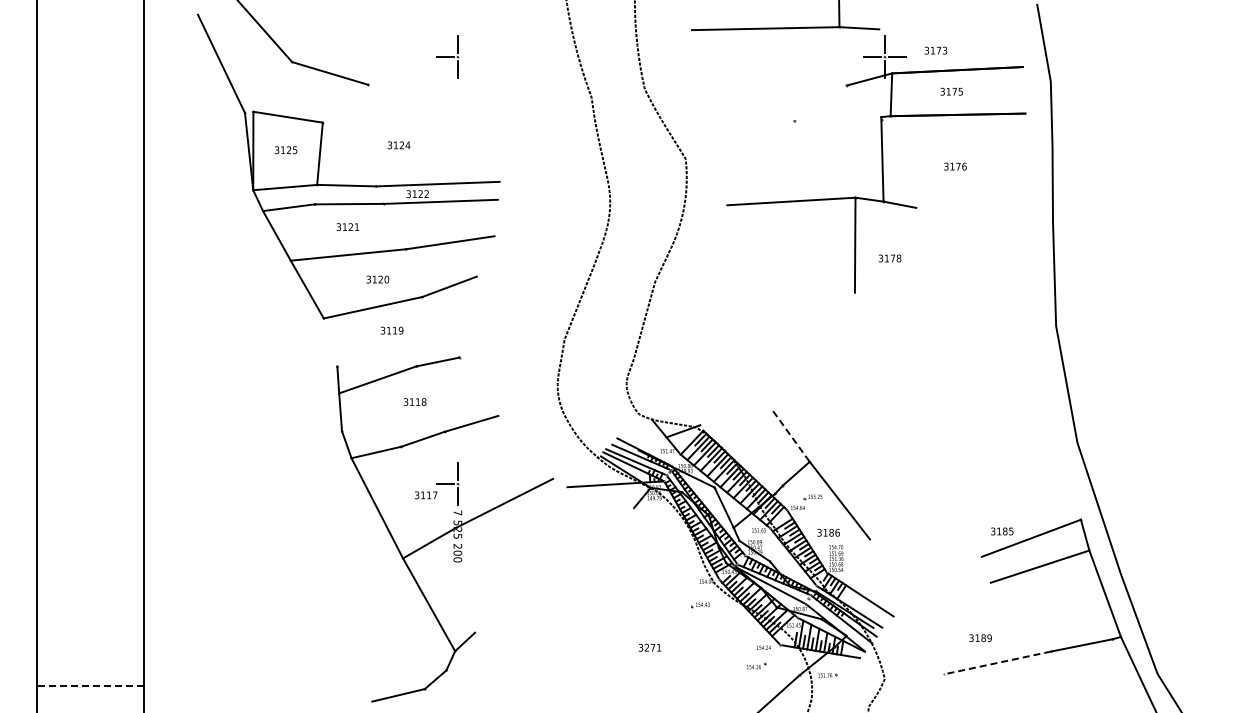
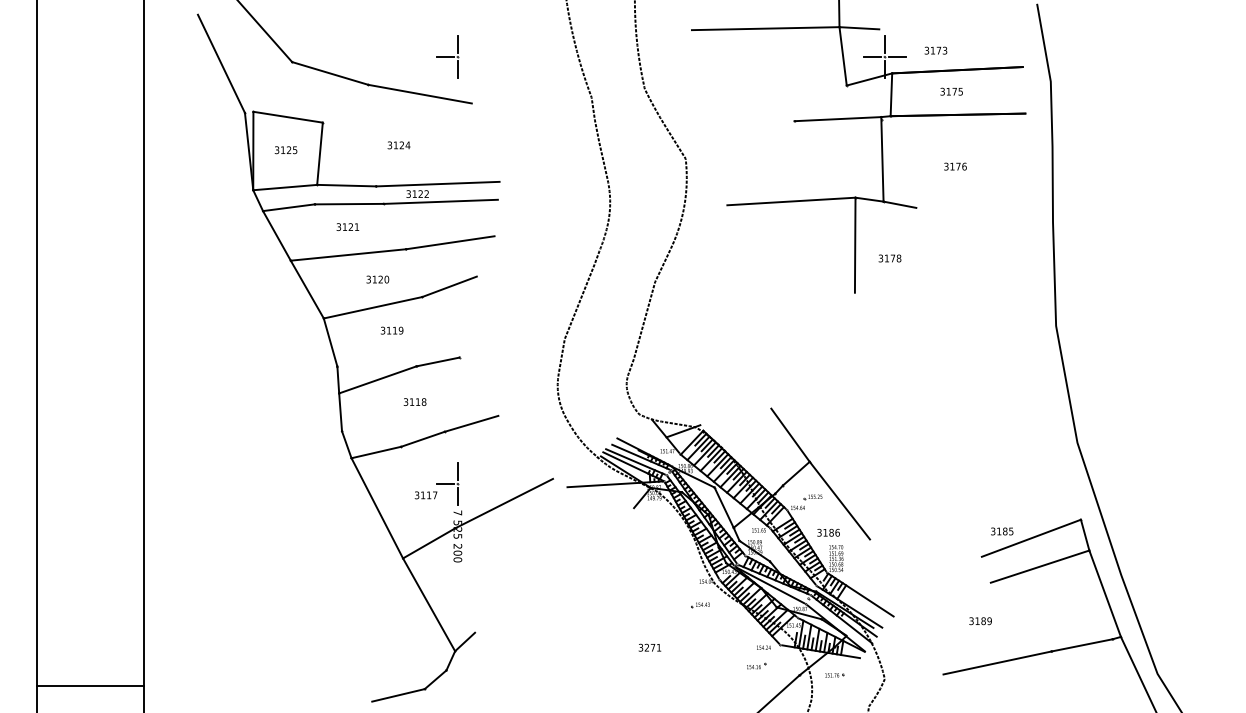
line: none -> present (842, 56)
line: none -> present (419, 93)
line: none -> present (837, 119)
line: none -> present (330, 342)
line: dashed -> solid (790, 435)
text position: (980, 638) -> (980, 621) (980, 621)
line: dashed -> solid (996, 663)
part position: (827, 675) -> (834, 675) (834, 675)
line: dashed -> solid (90, 685)
